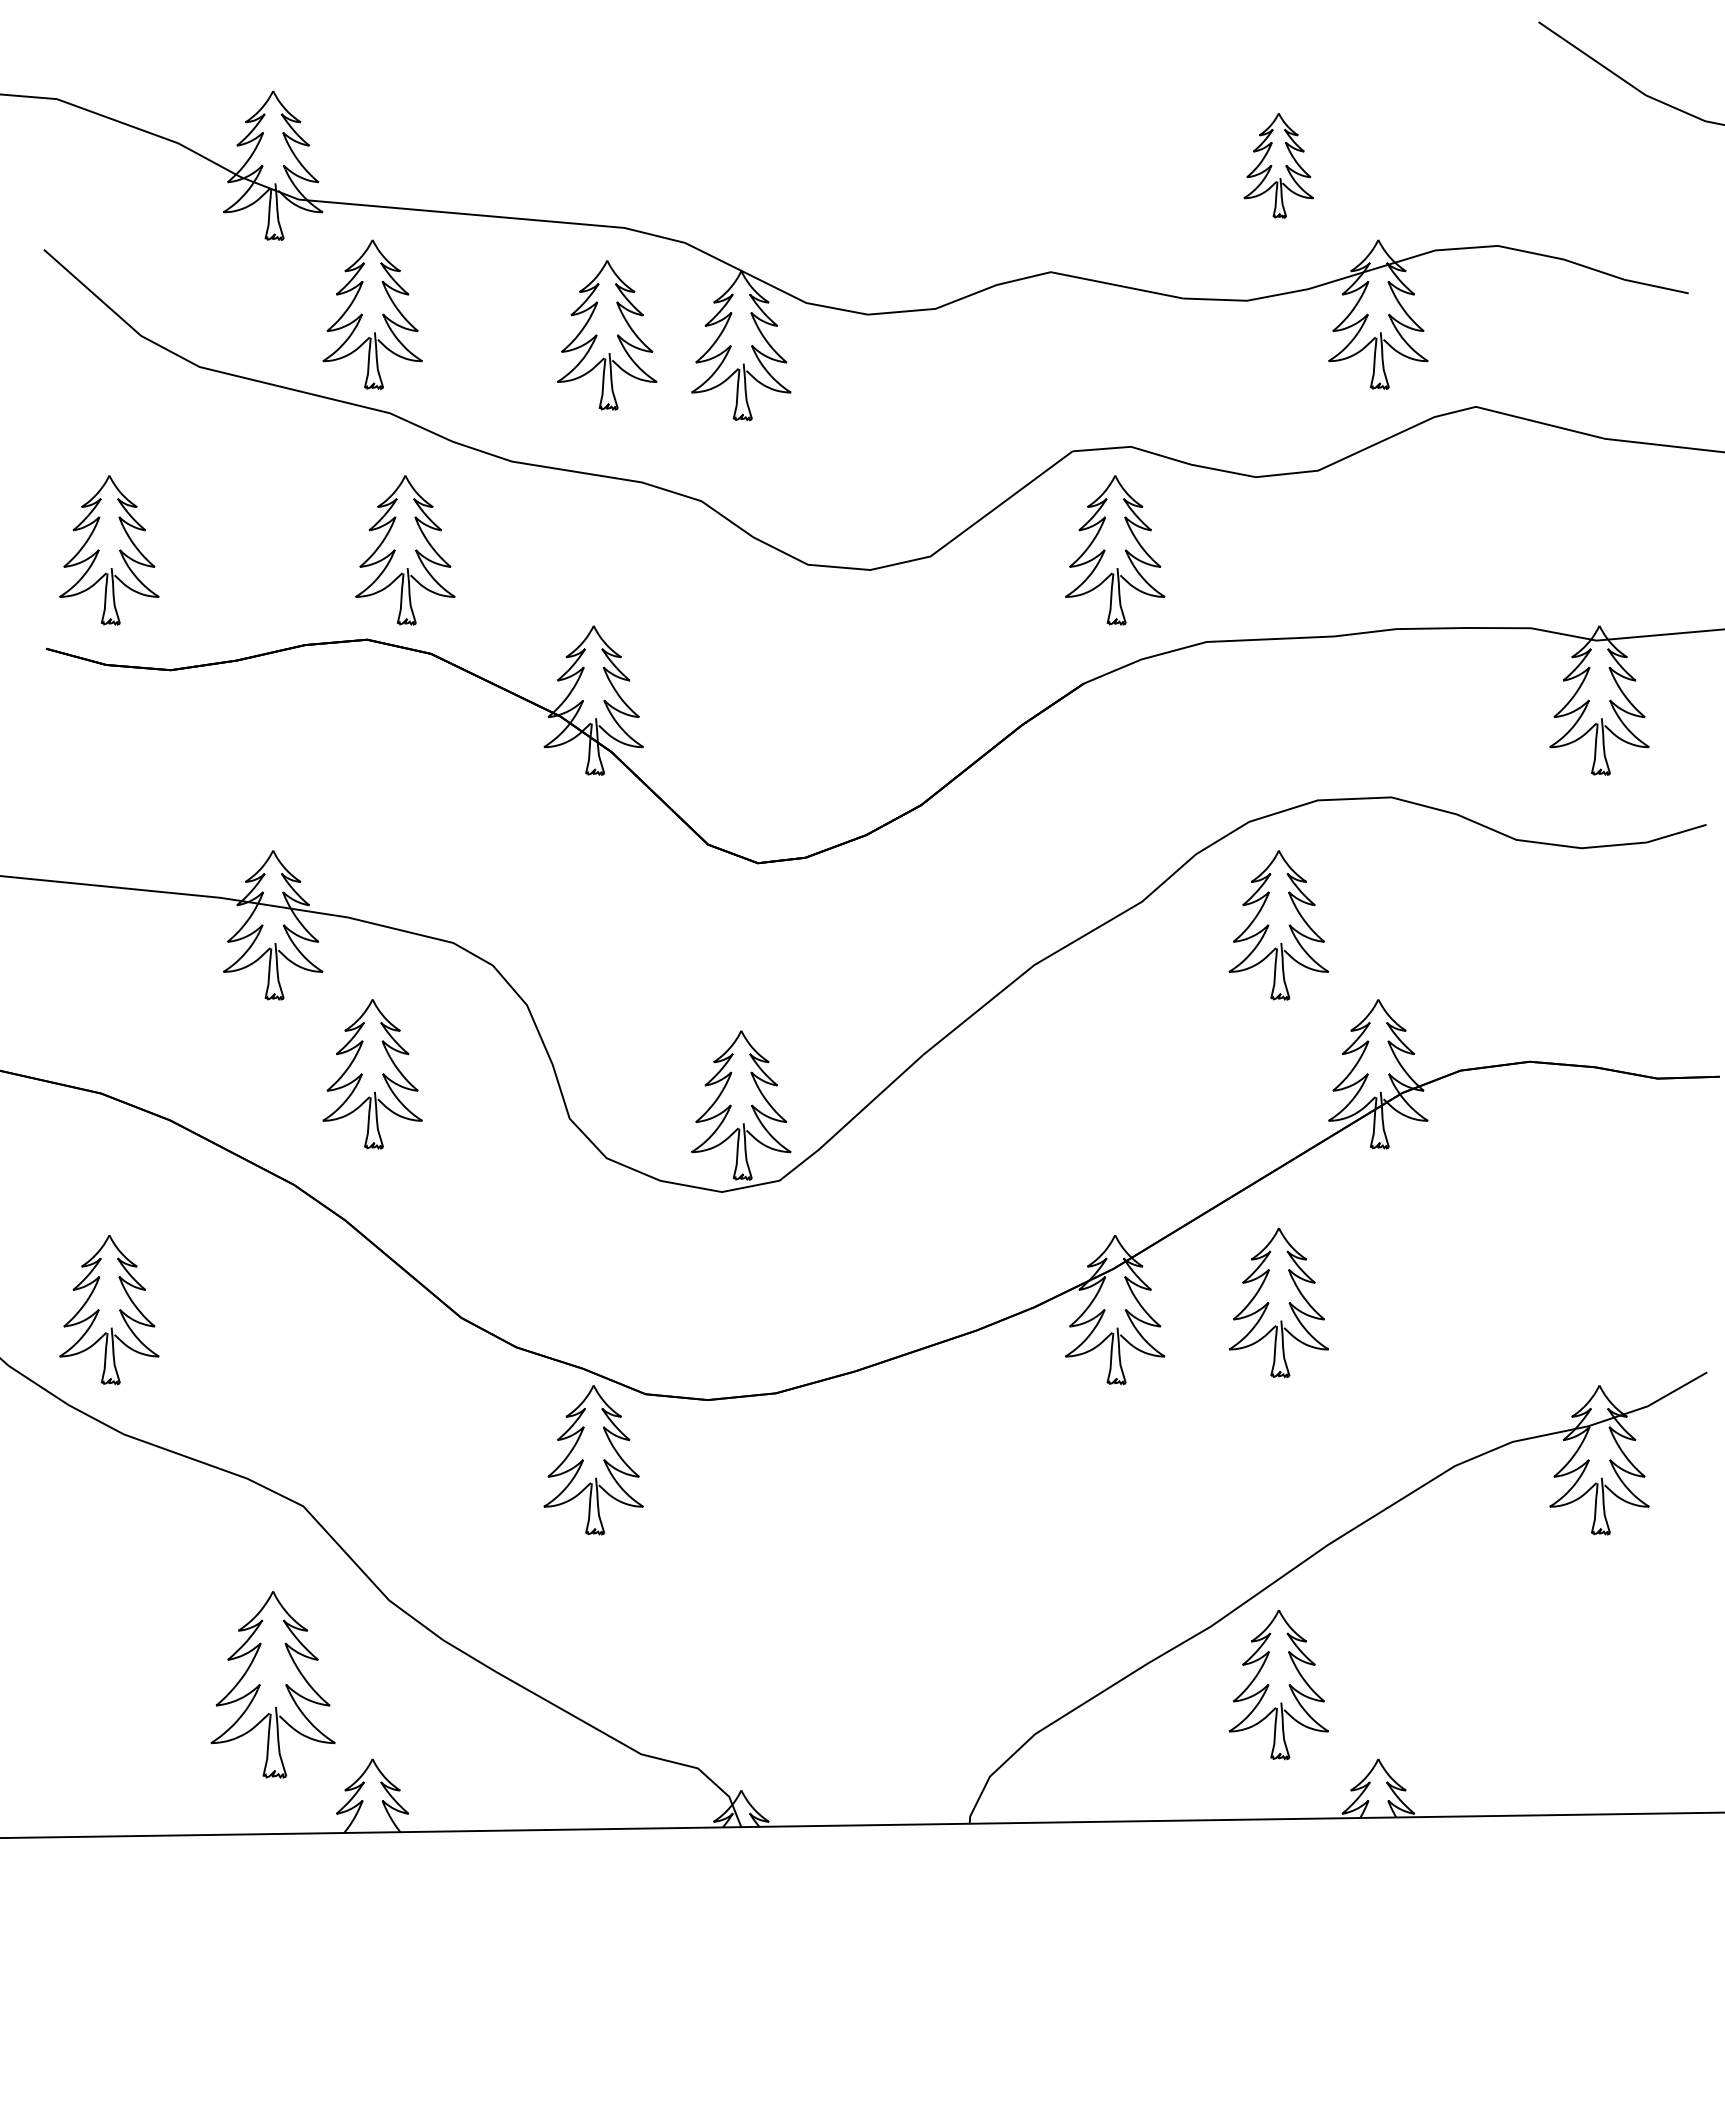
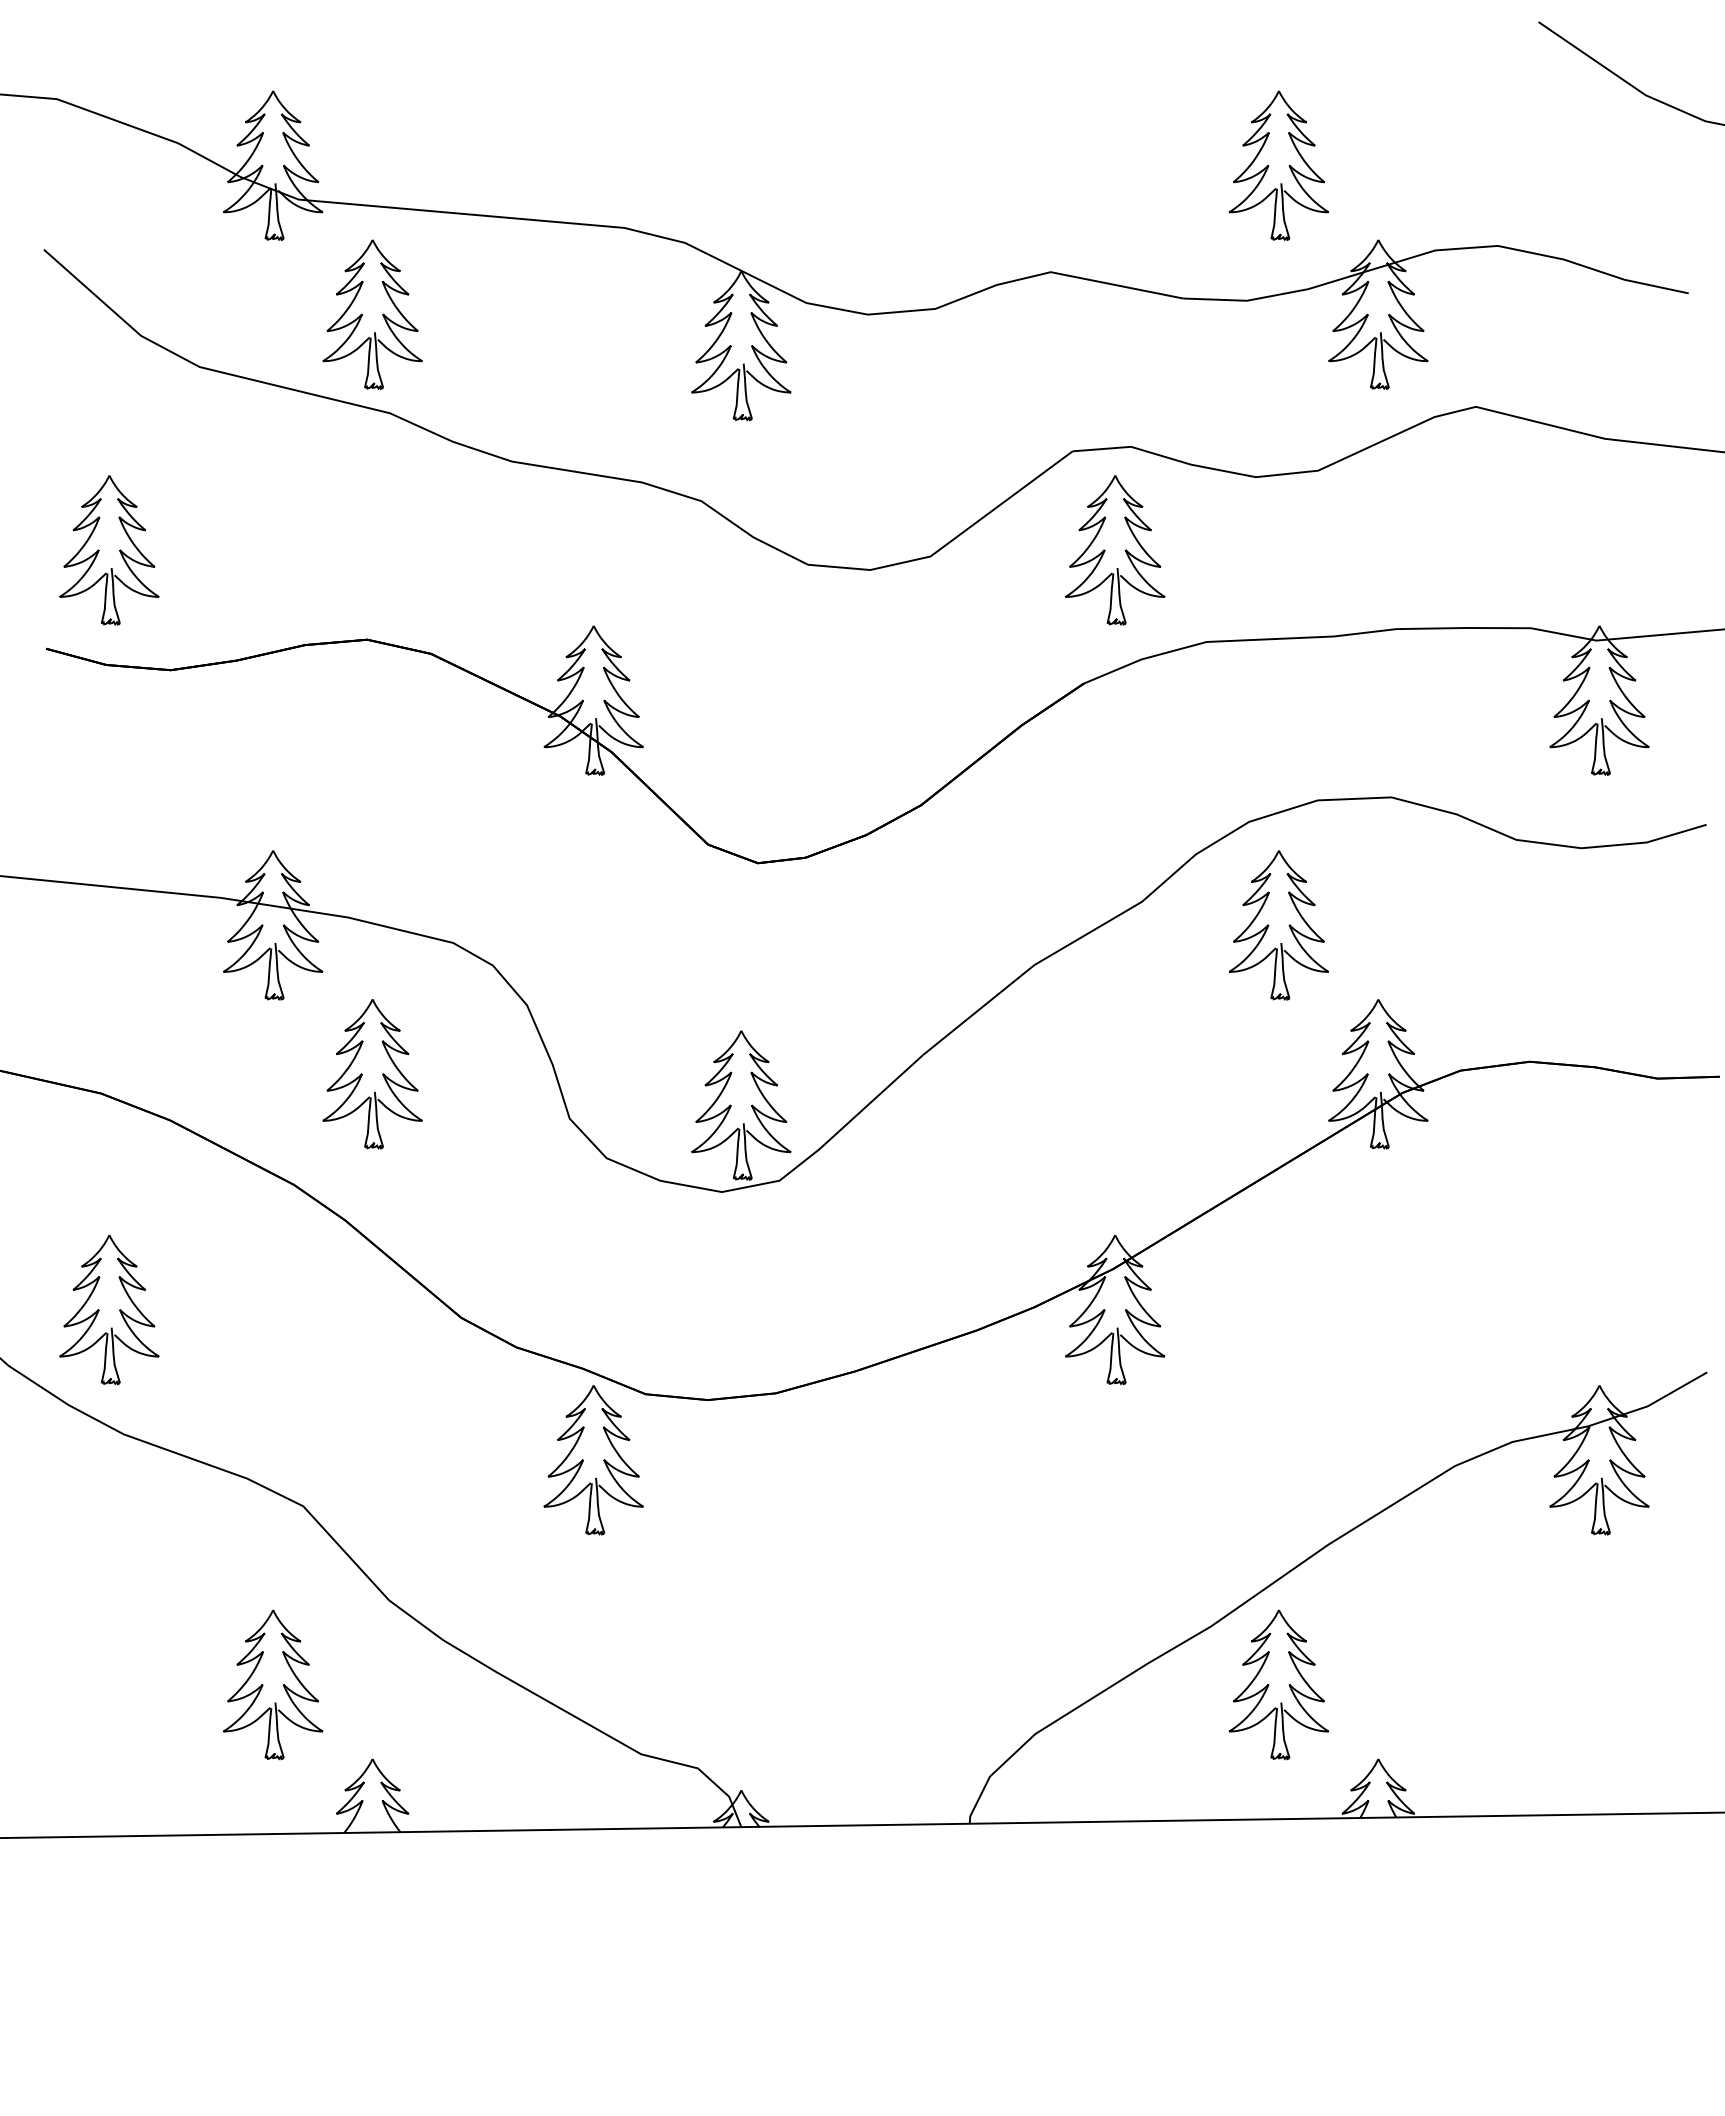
part size: 71x106 px -> 101x151 px (1278, 165)
part: present -> none (607, 335)
part: present -> none (405, 550)
part: present -> none (1278, 1302)
part size: 126x188 px -> 101x152 px (273, 1684)
